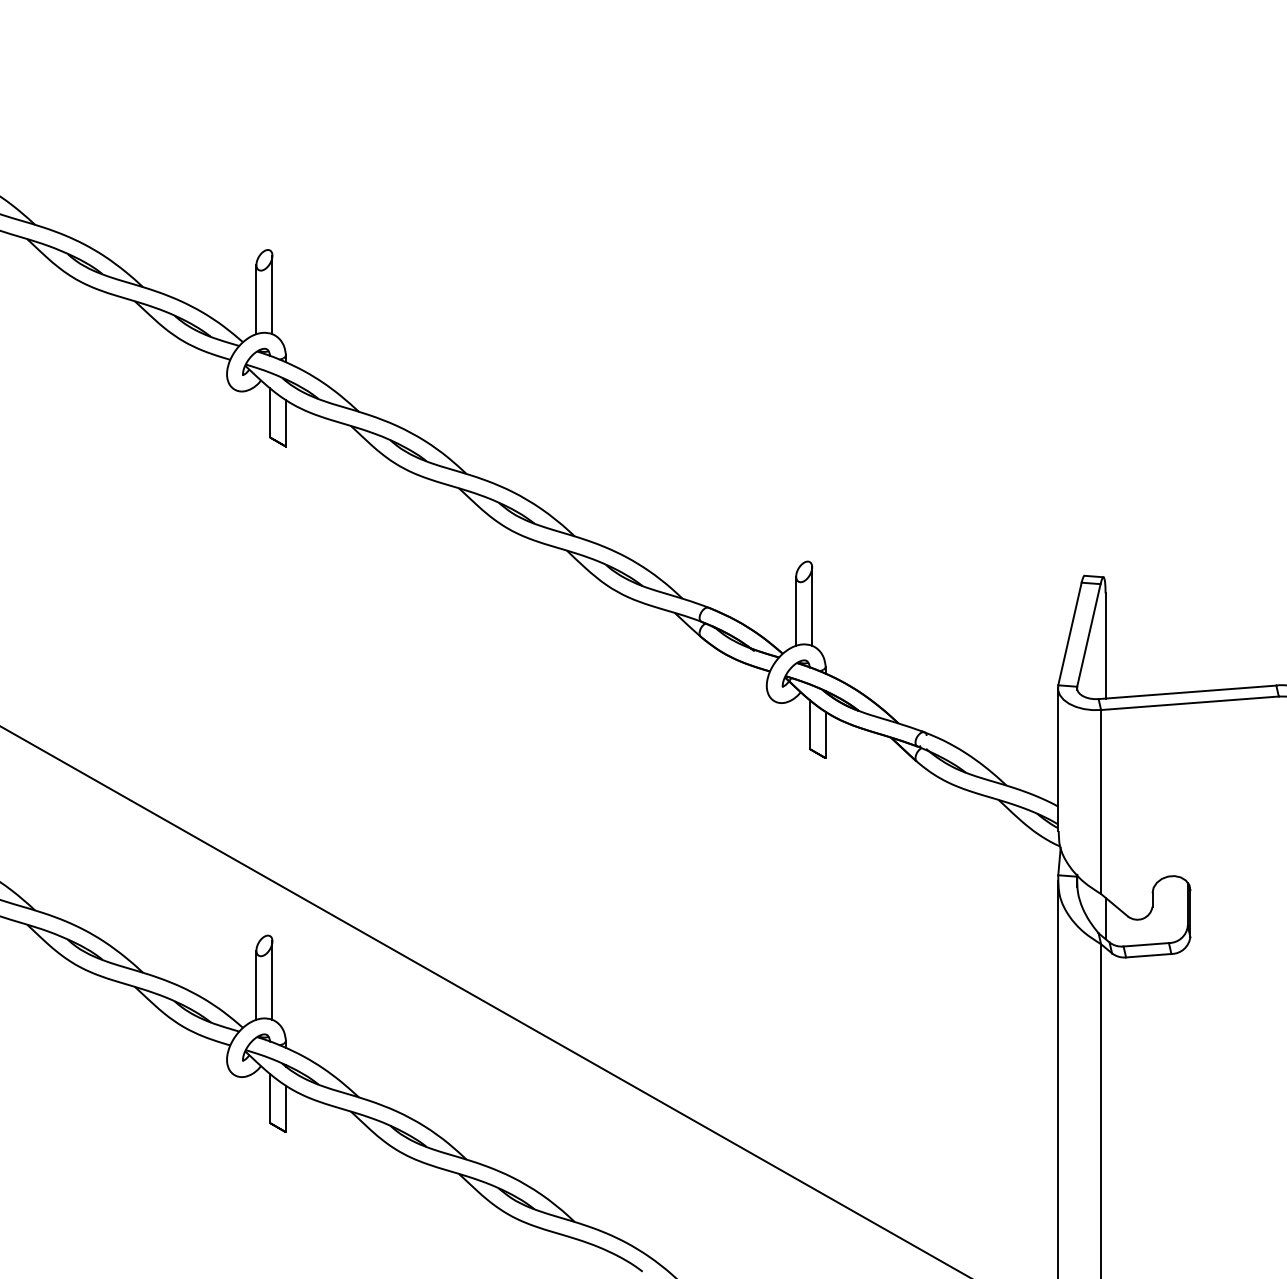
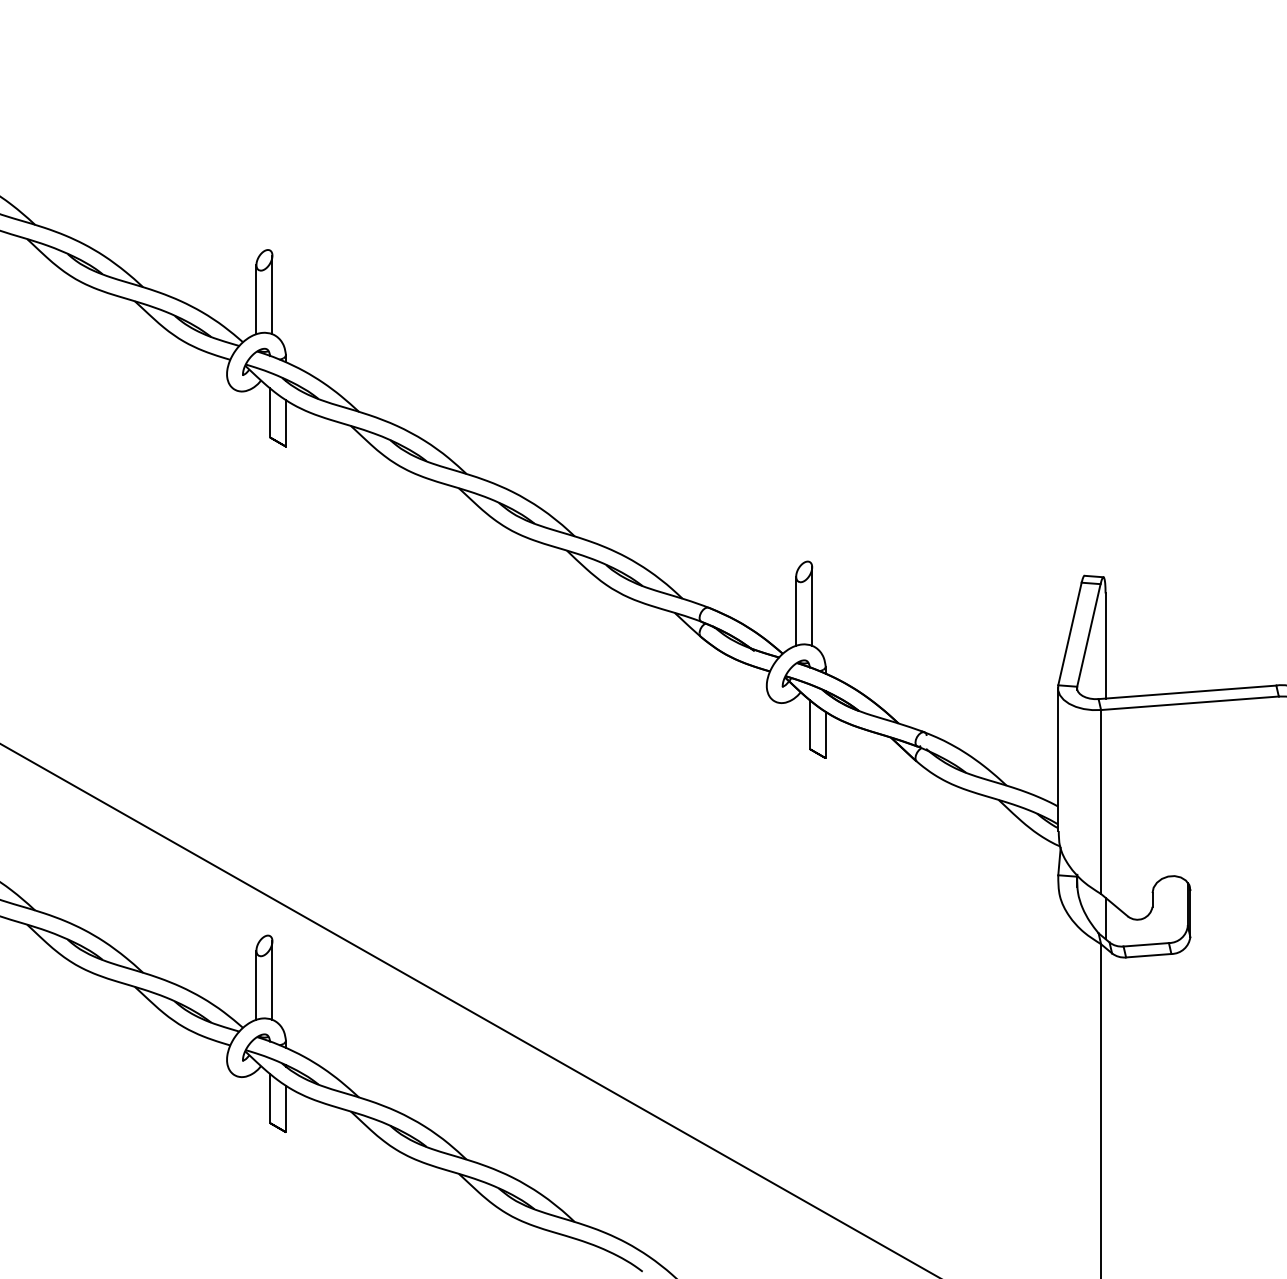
line position: (484, 1001) -> (468, 1010) (468, 1010)
line: present -> none (1057, 1078)
